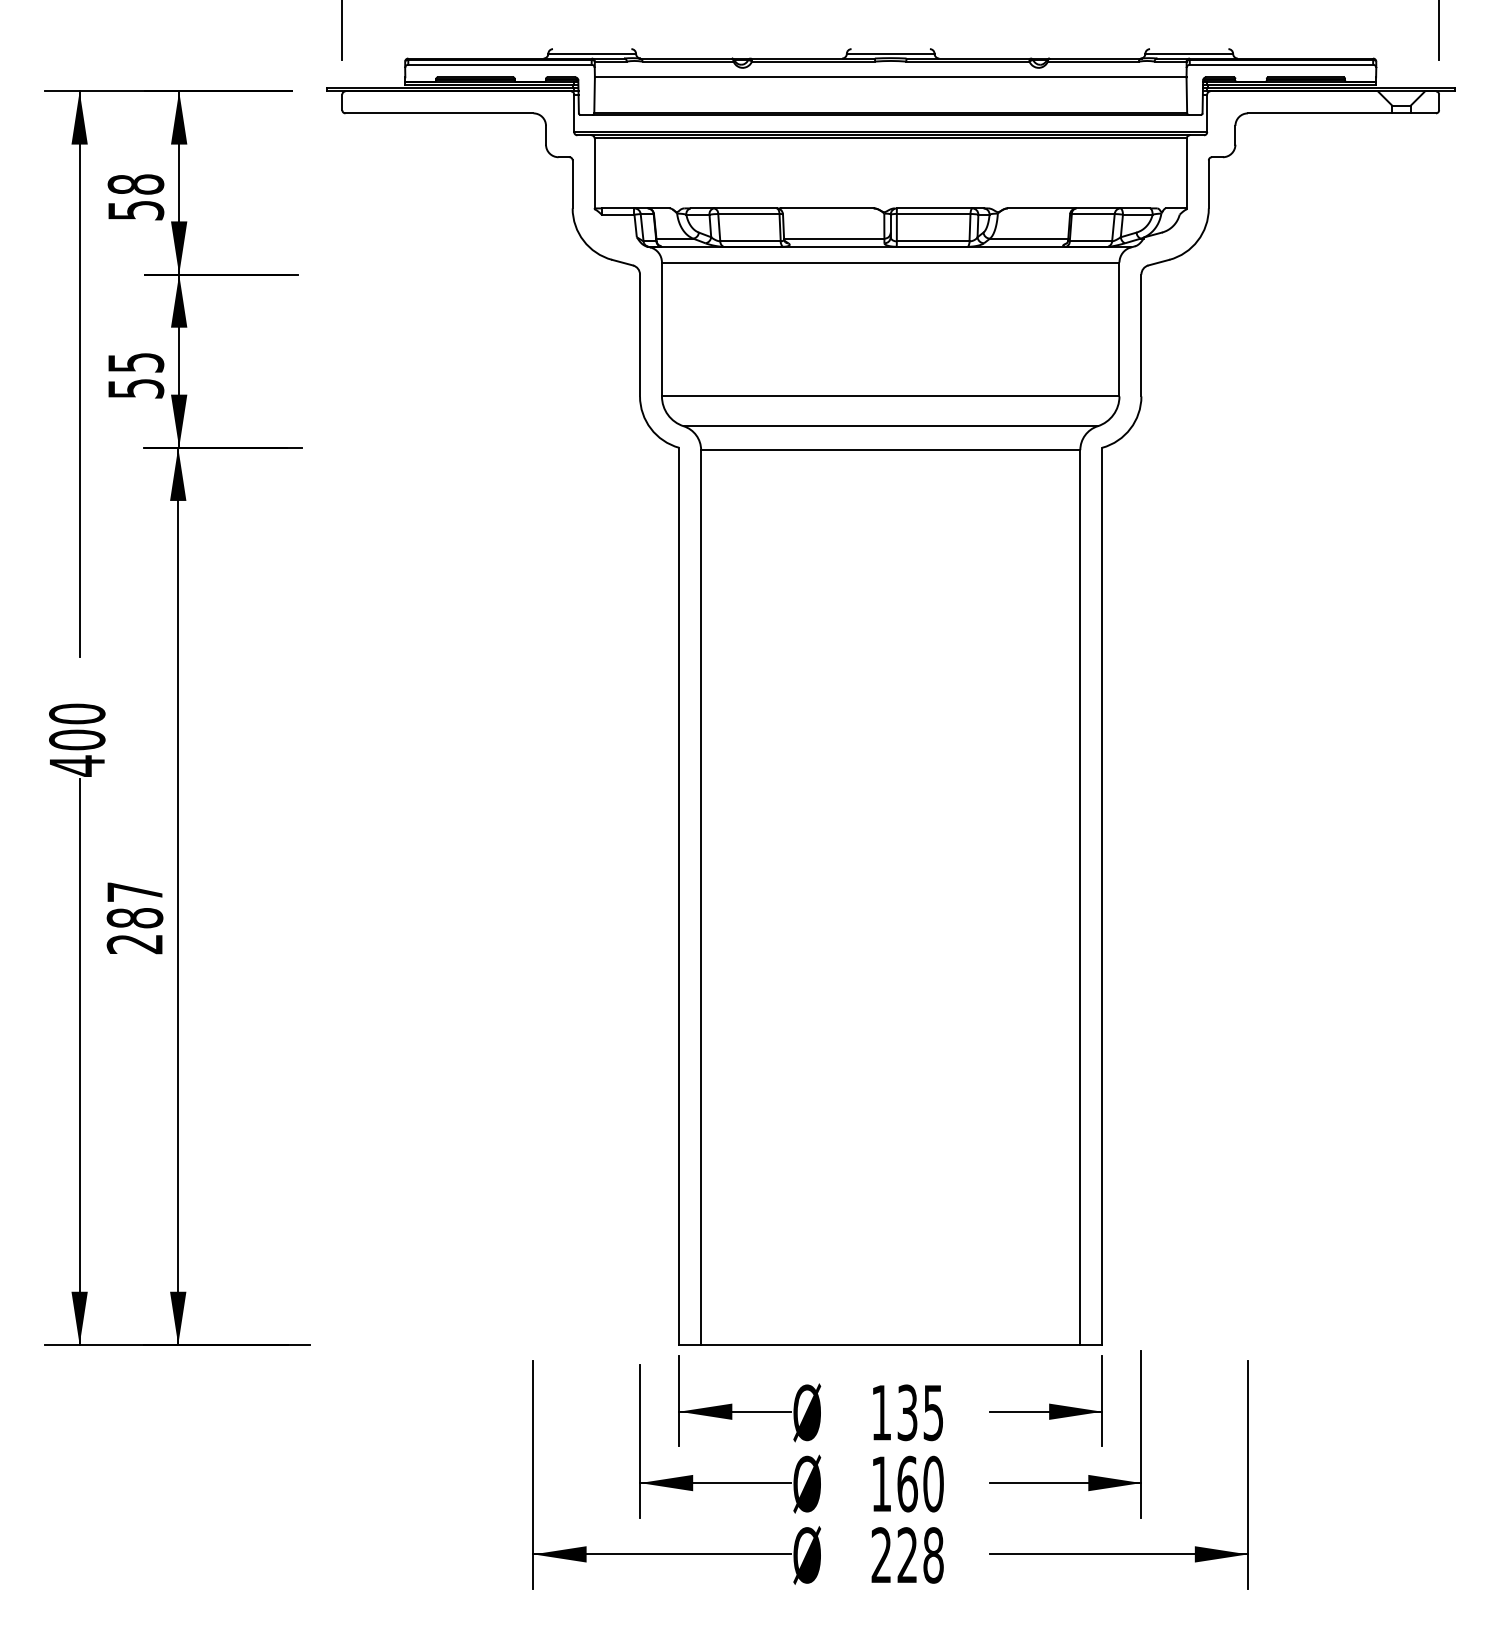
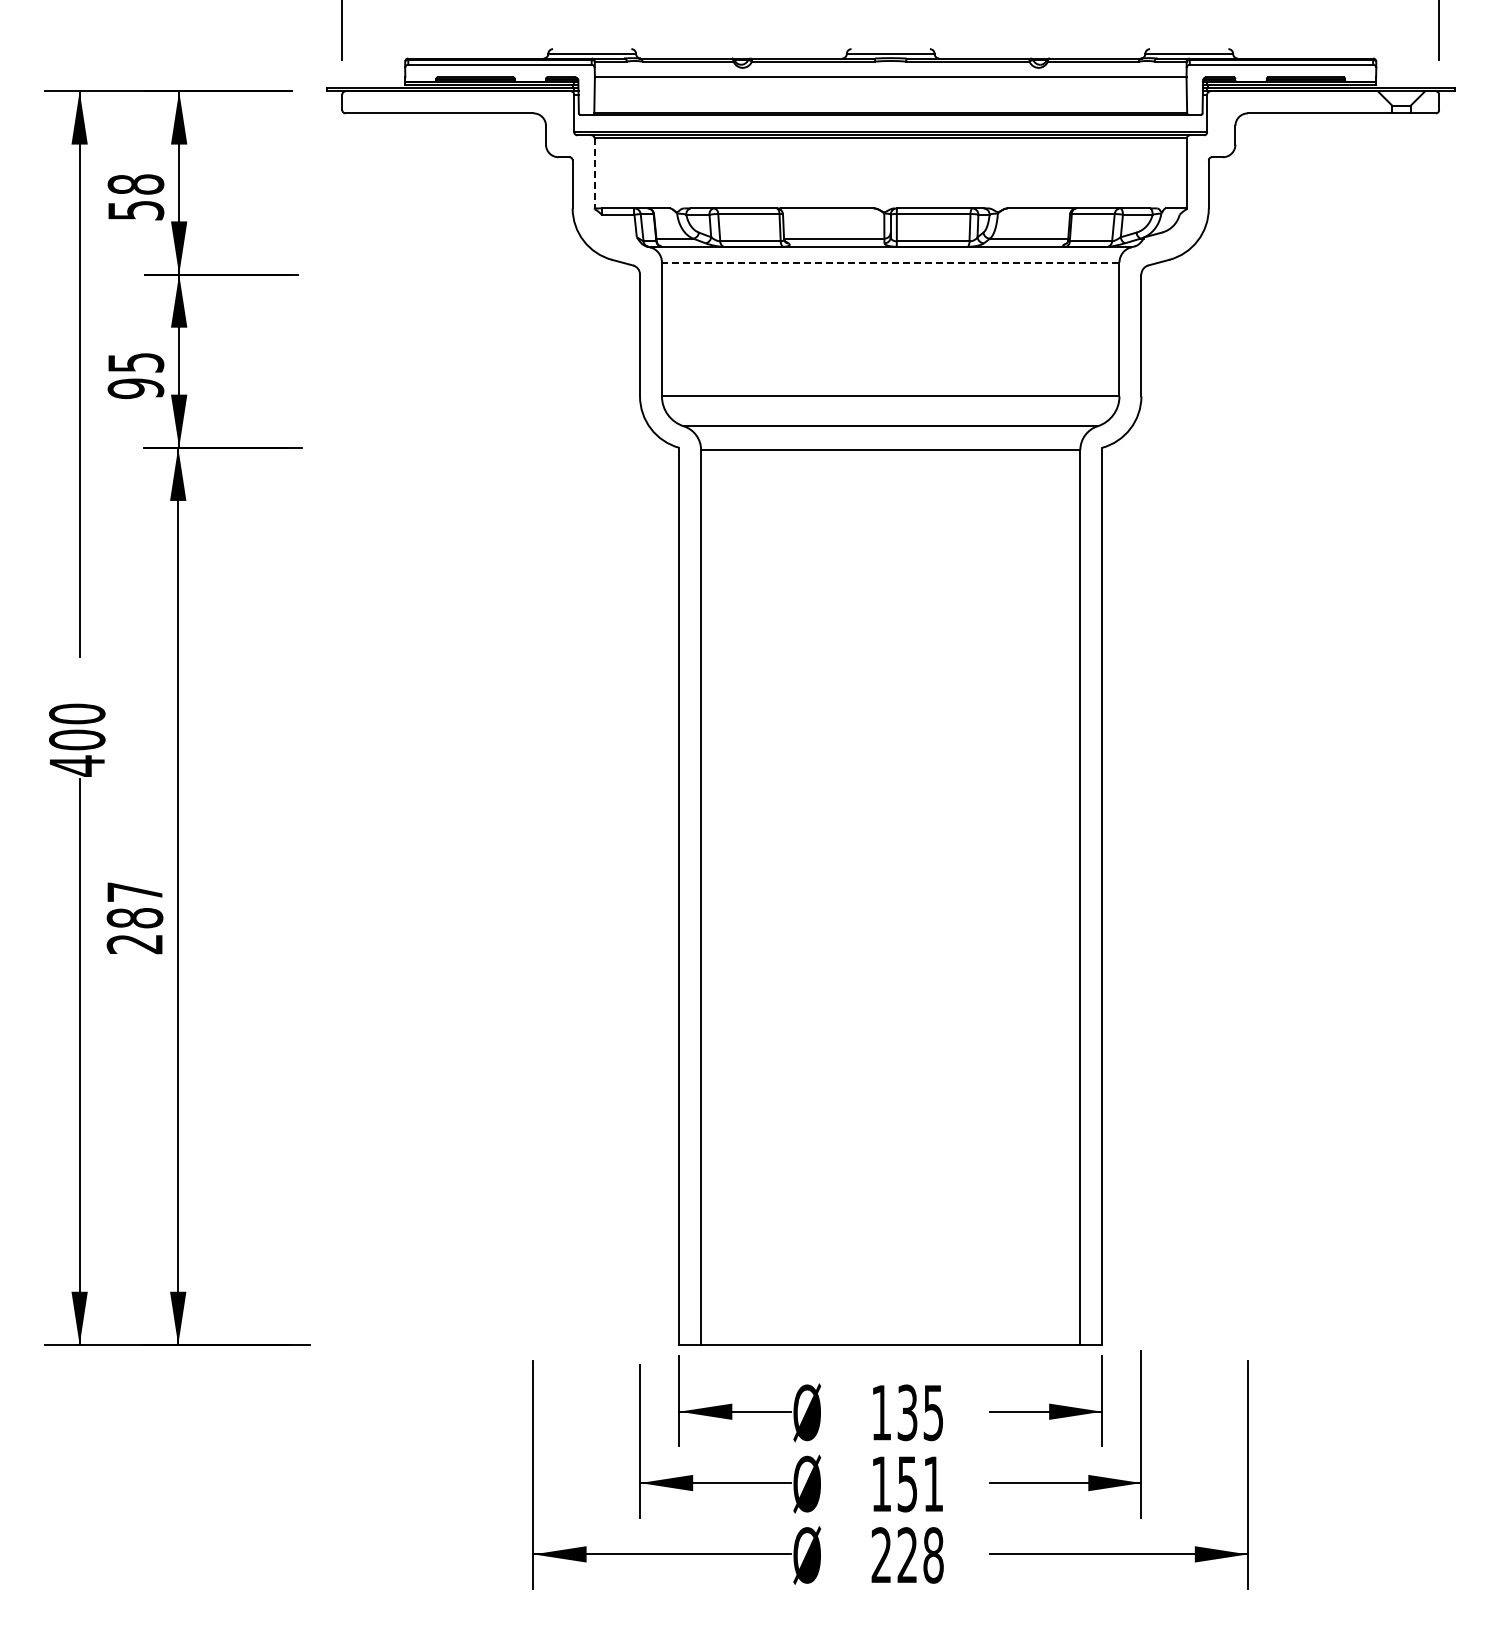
line: solid -> dashed (594, 174)
line: solid -> dashed (890, 262)
text: 55 -> 95 (135, 388)
text: 160 -> 151 (920, 1483)
